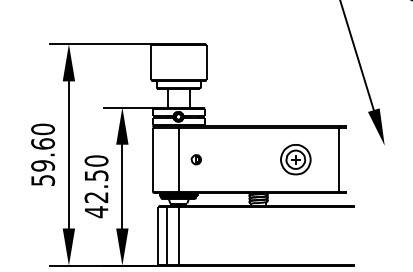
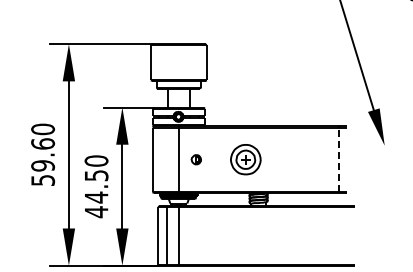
part position: (295, 159) -> (245, 159) (245, 159)
line: solid -> dashed (338, 159)
text: 42.50 -> 44.50 (96, 197)
